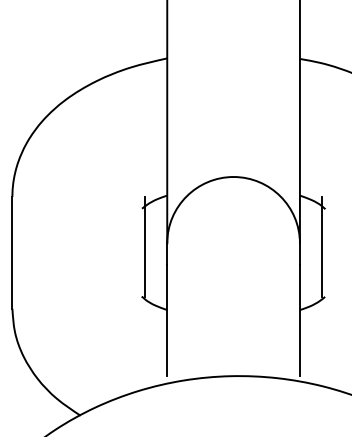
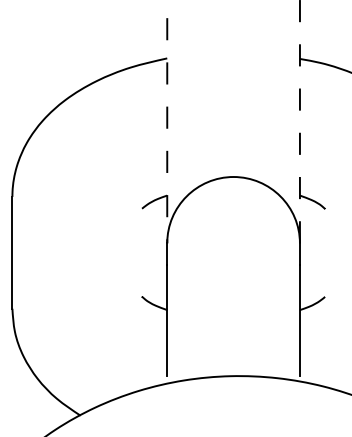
line: solid -> dashed (299, 121)
line: solid -> dashed (167, 122)
line: present -> none (145, 246)
line: present -> none (322, 246)
